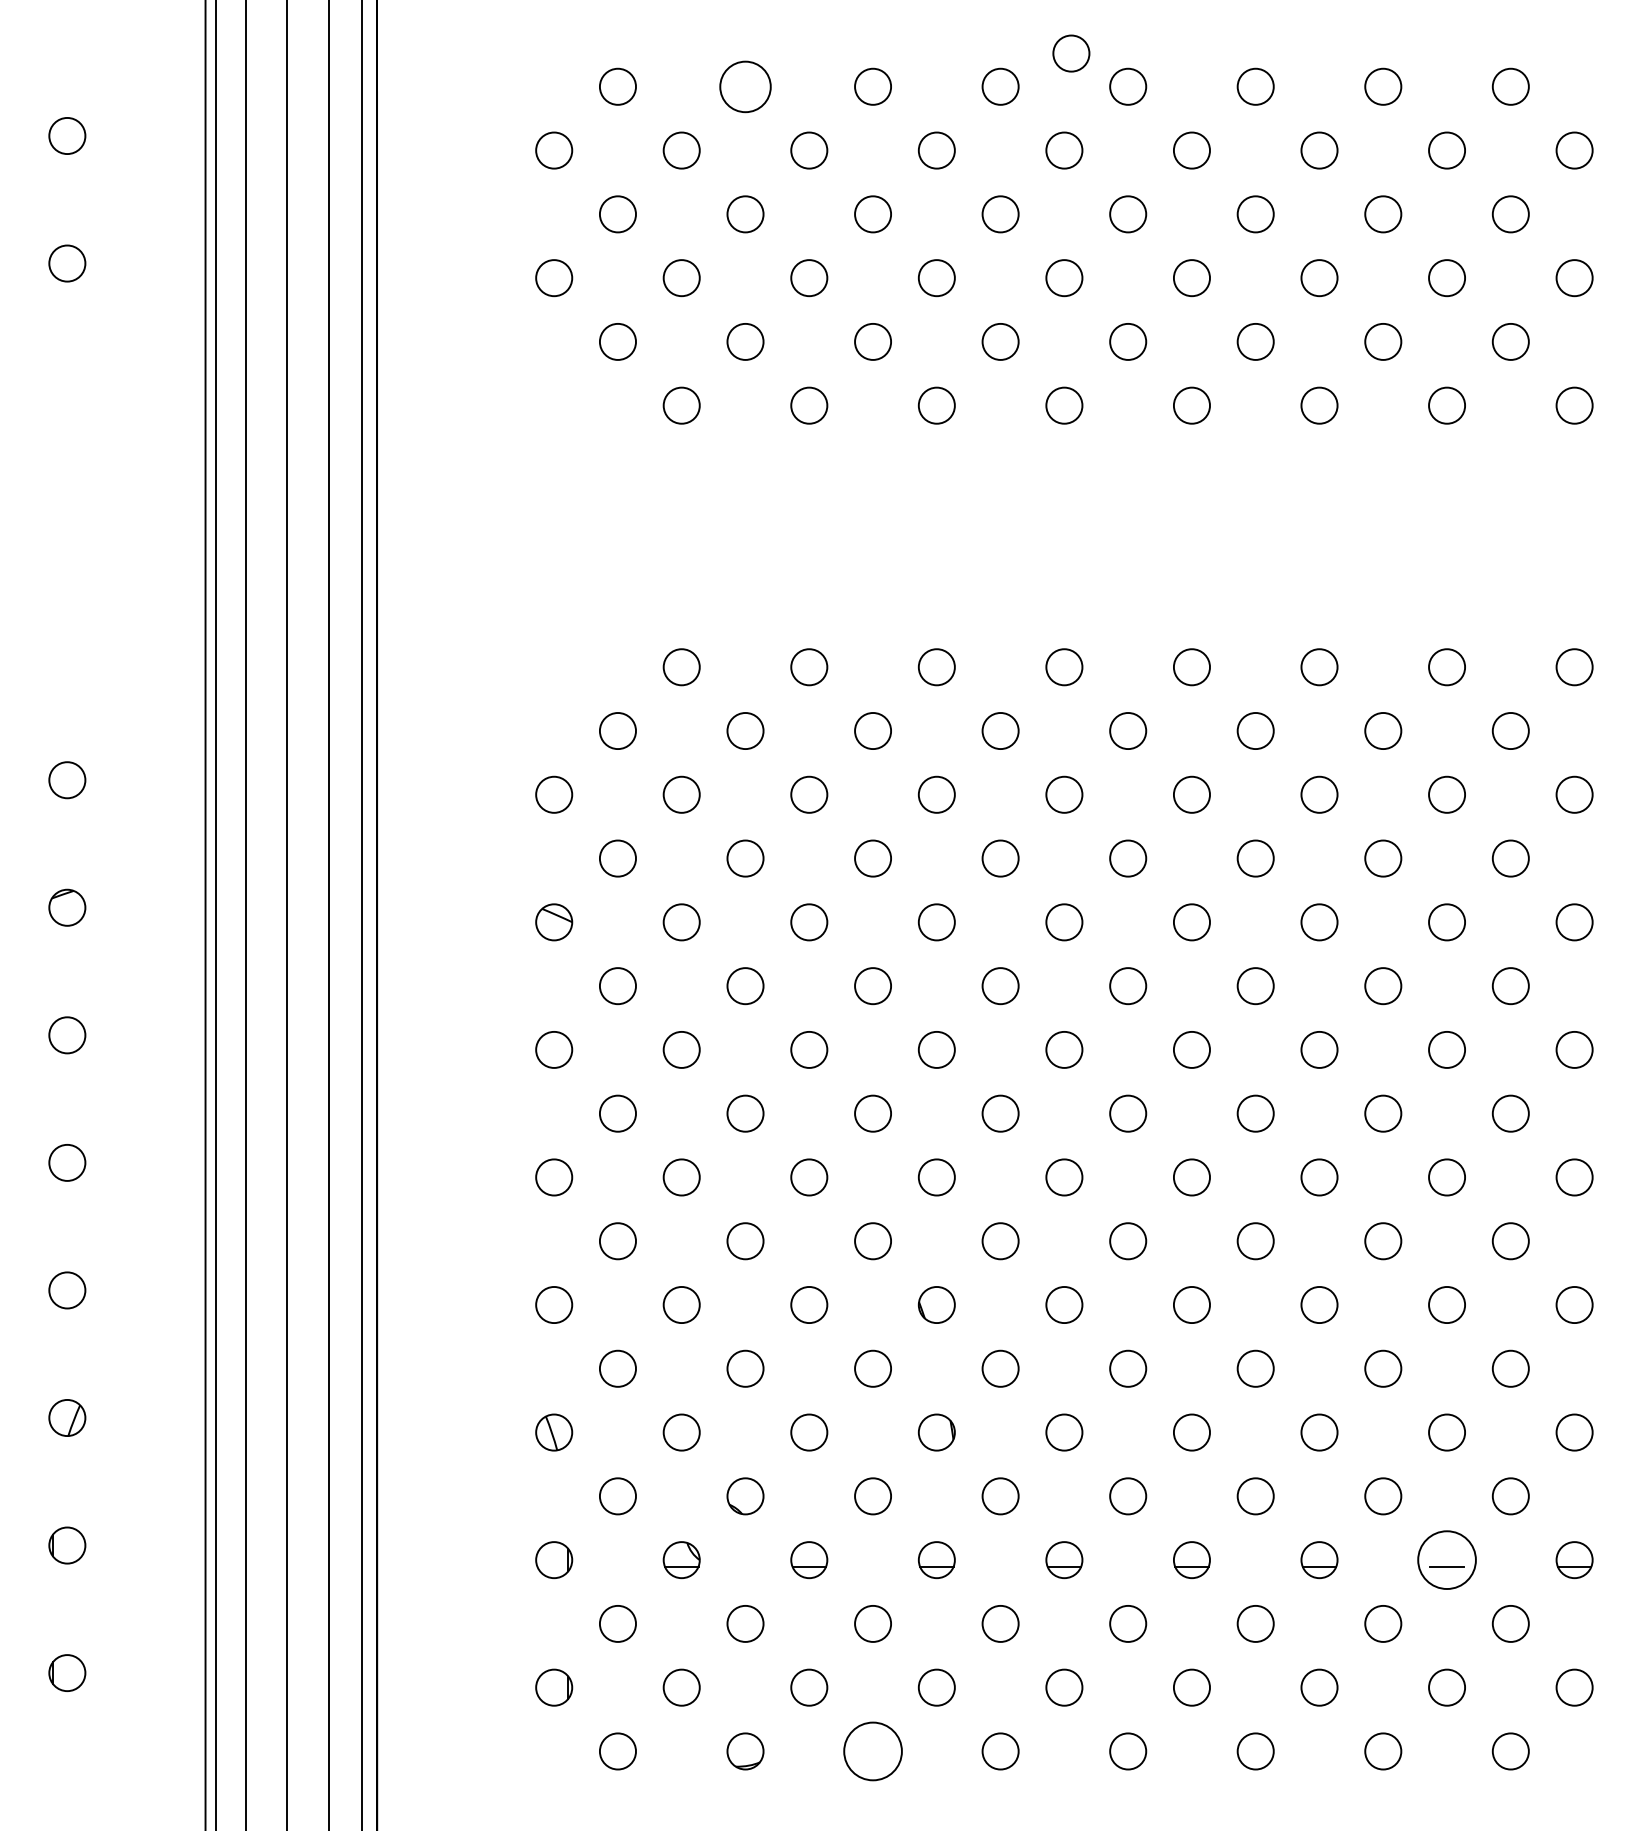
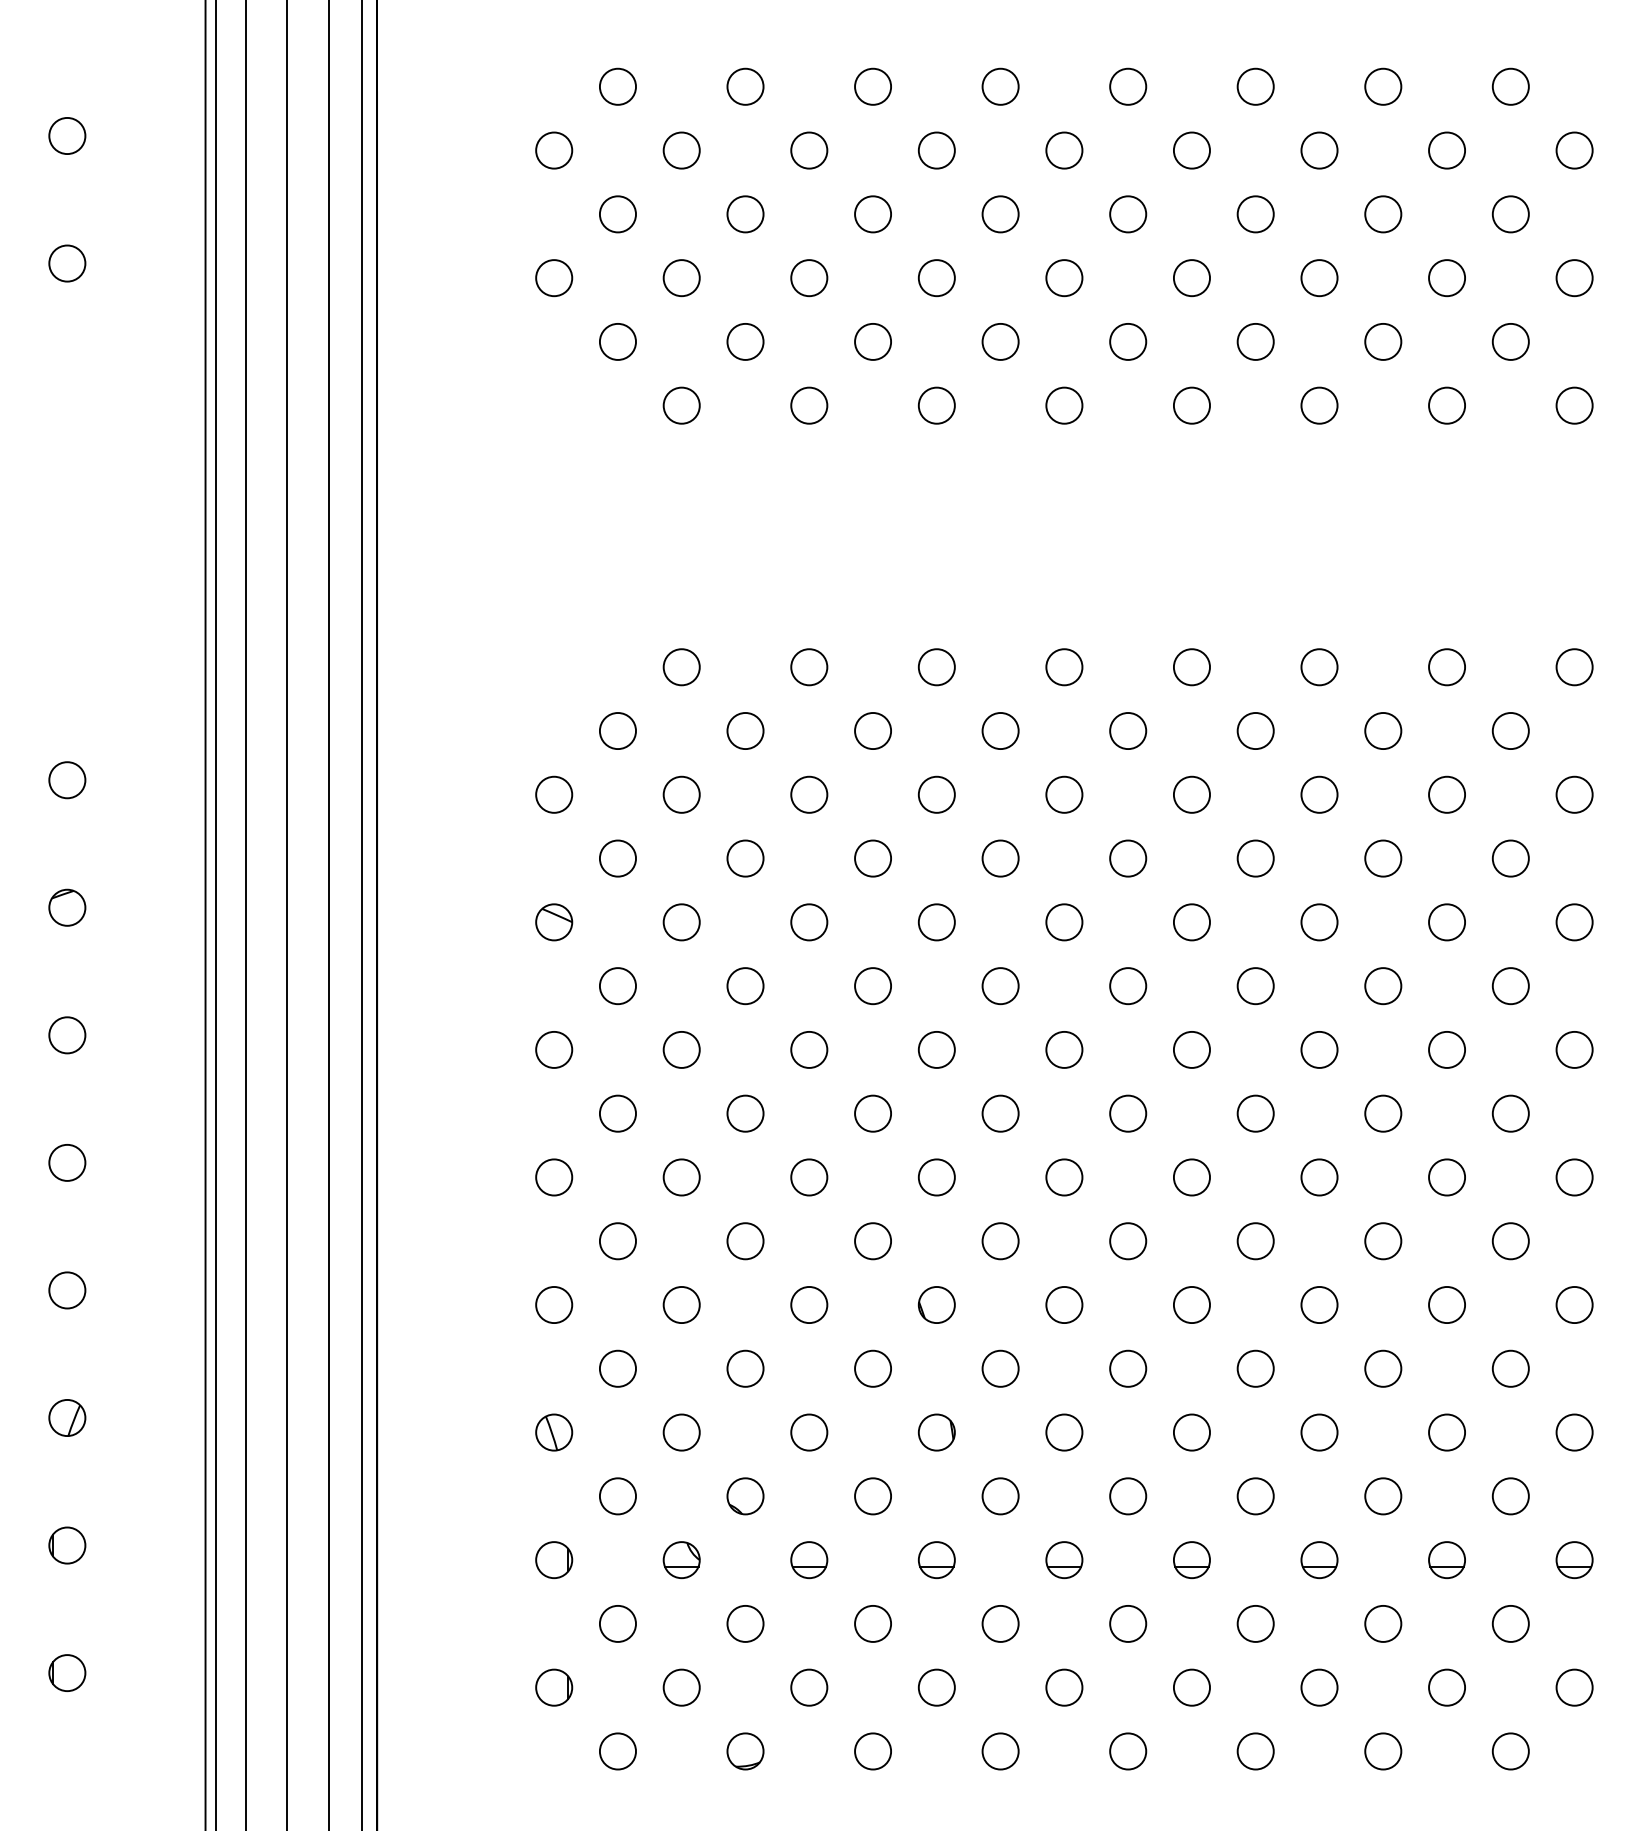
circle: present -> none (1071, 53)
circle size: 53x54 px -> 39x39 px (745, 86)
circle diameter: 58 px -> 36 px (1447, 1560)
circle diameter: 58 px -> 36 px (873, 1751)
